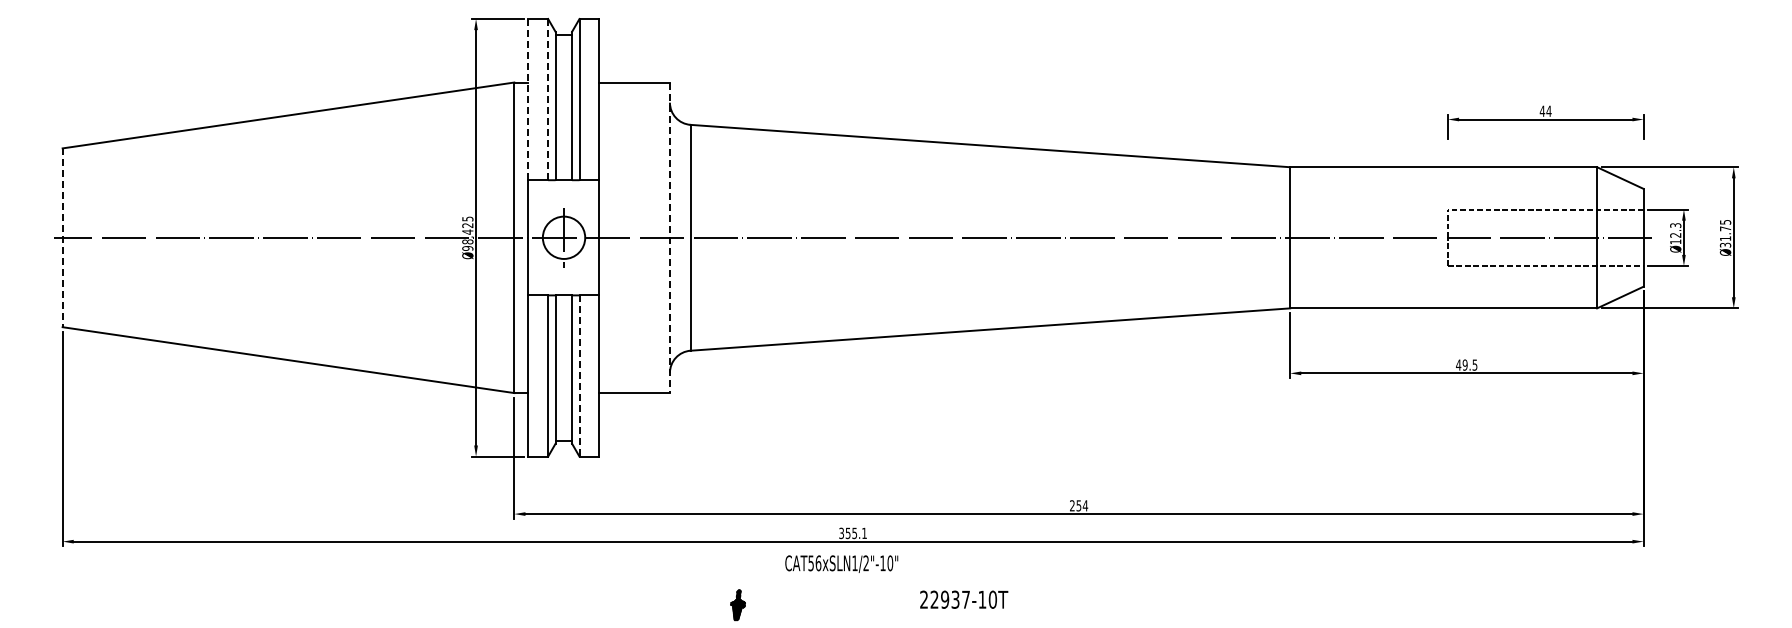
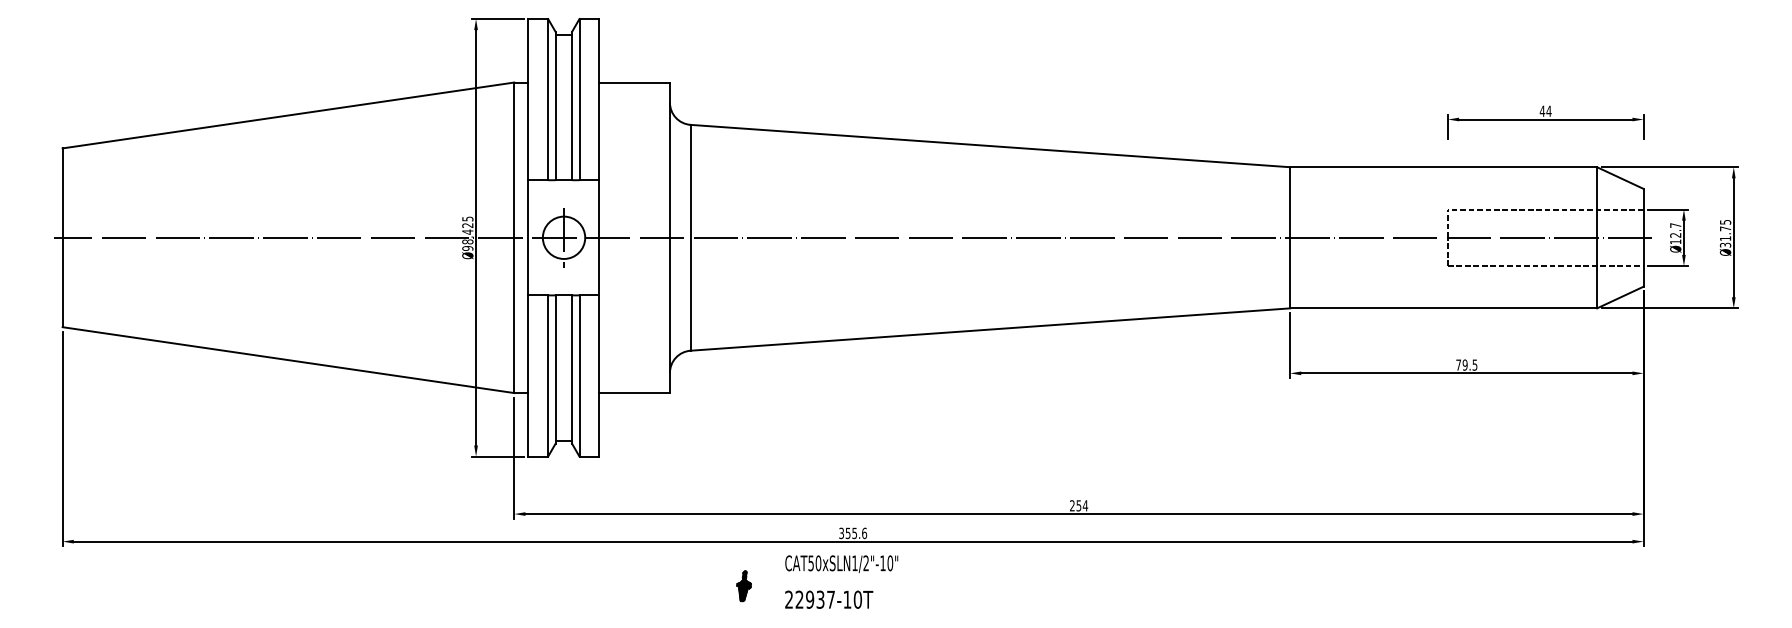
line: dashed -> solid (528, 99)
line: dashed -> solid (548, 99)
text: Ø12.3 -> Ø12.7 (1675, 225)
line: dashed -> solid (62, 238)
line: dashed -> solid (669, 238)
text: 49.5 -> 79.5 (1458, 364)
line: dashed -> solid (579, 376)
text: 355.1 -> 355.6 (864, 533)
text: CAT56xSLN1/2"-10" -> CAT50xSLN1/2"-10" (818, 562)
text position: (964, 599) -> (829, 599) (829, 599)
part position: (737, 605) -> (743, 586) (743, 586)
